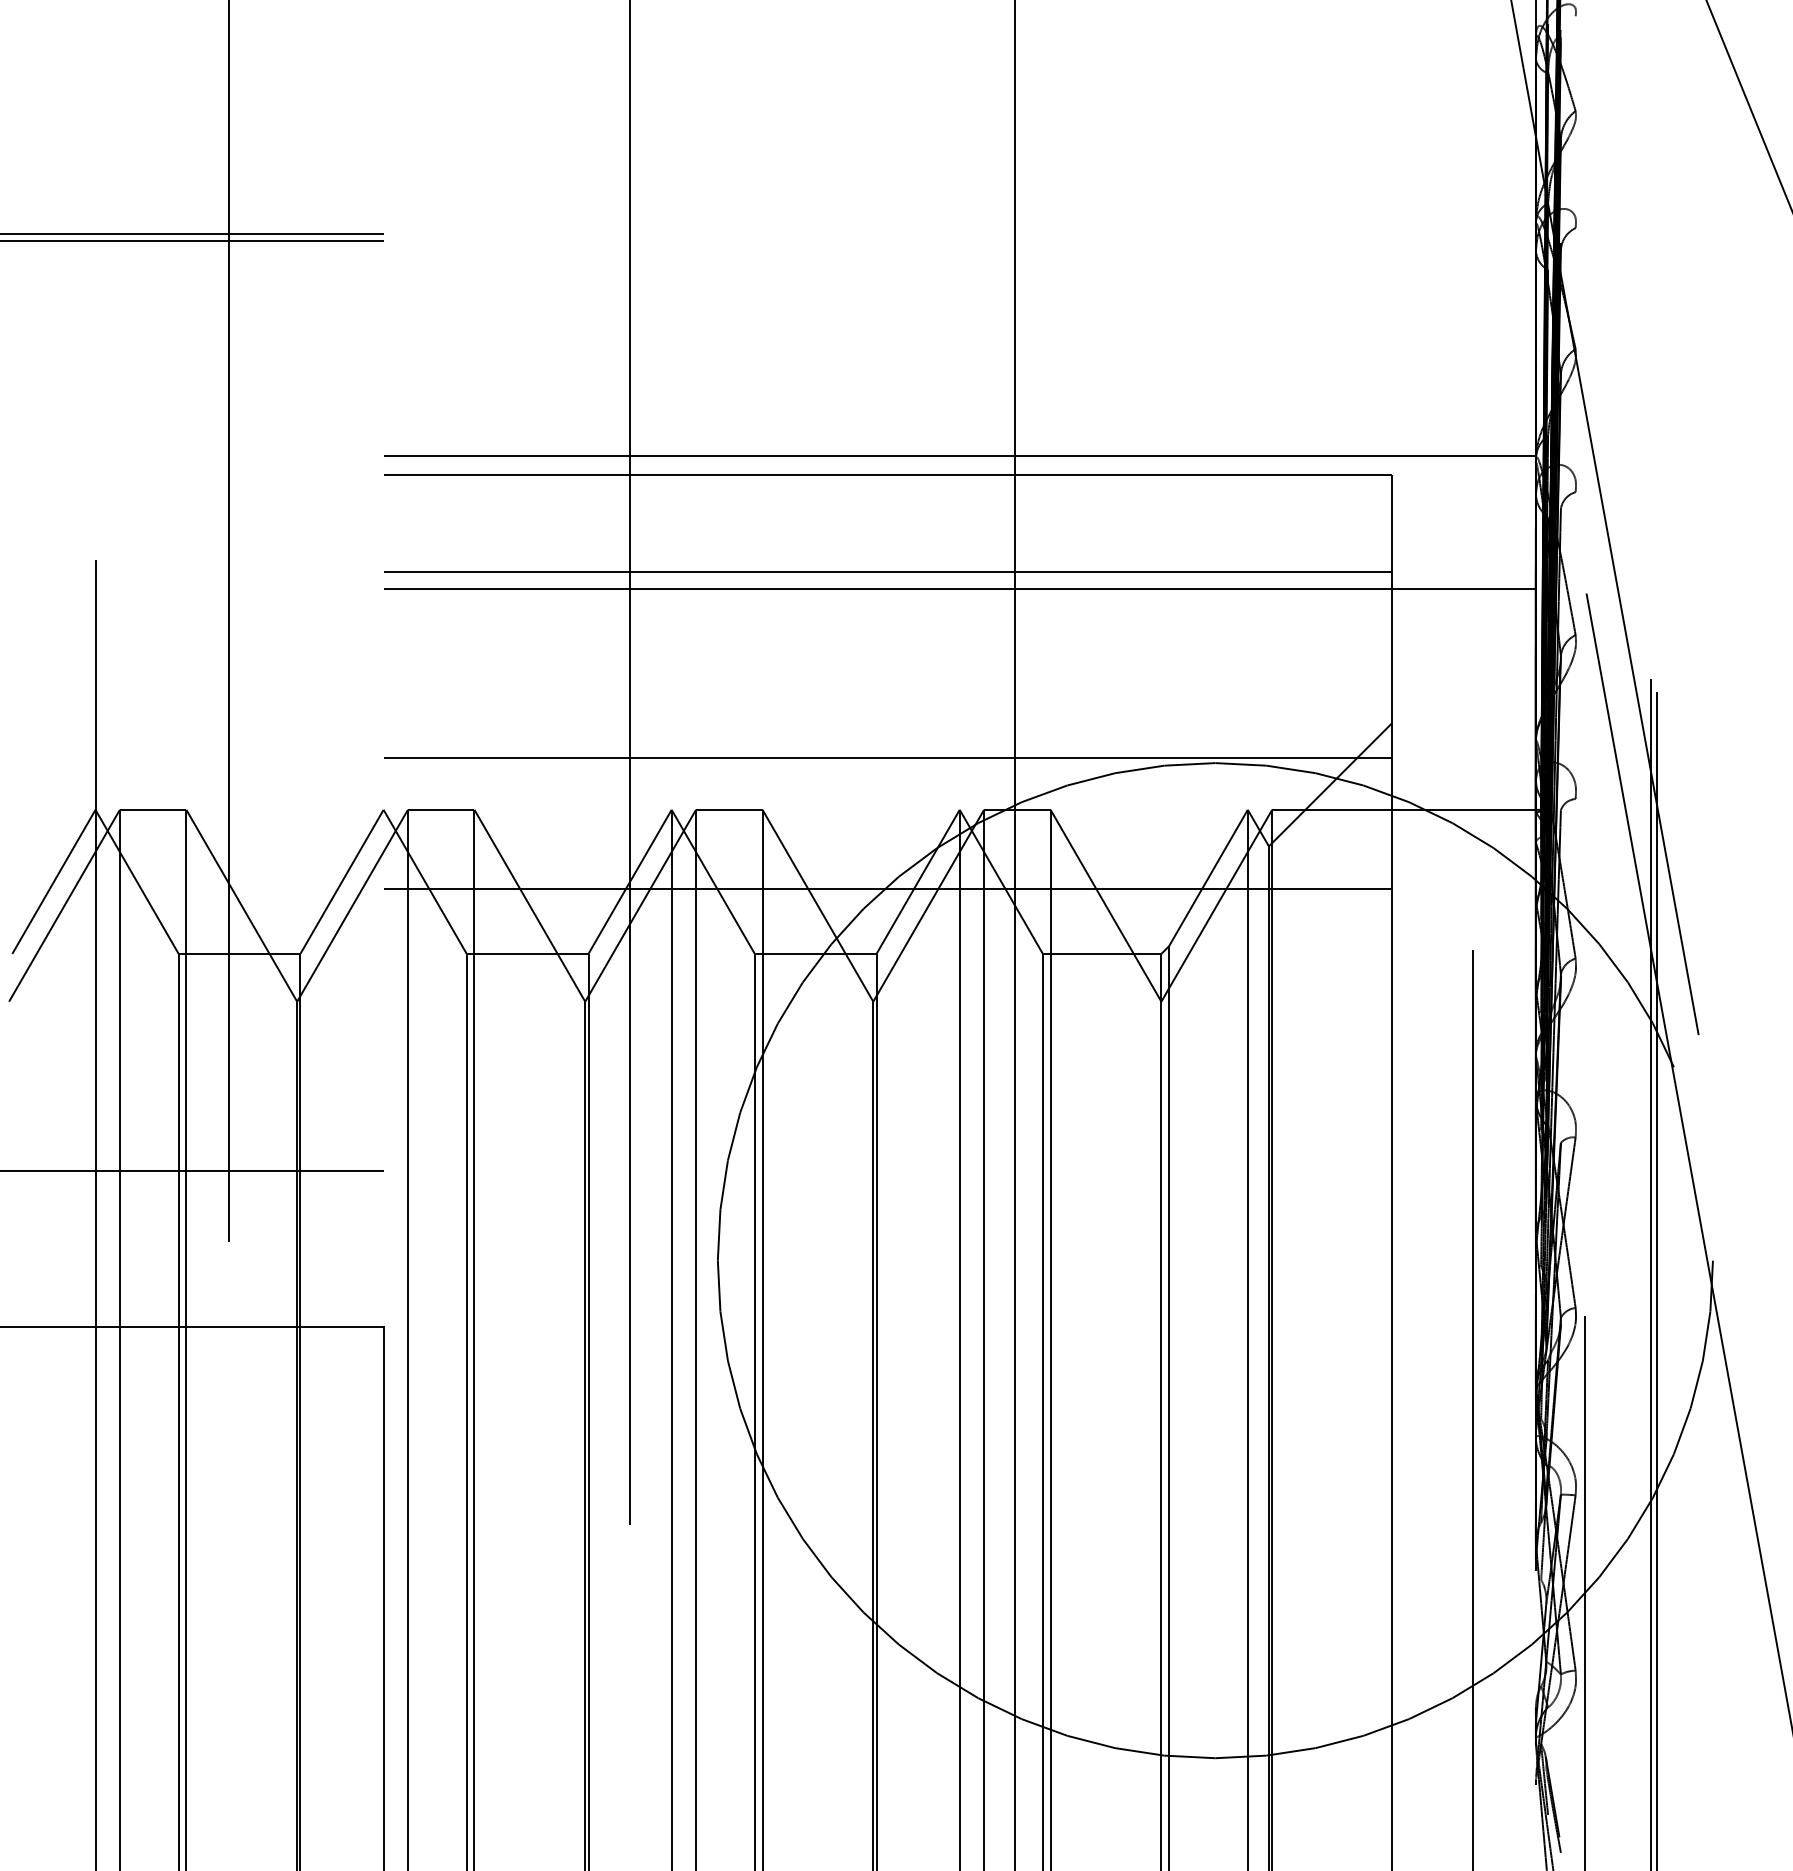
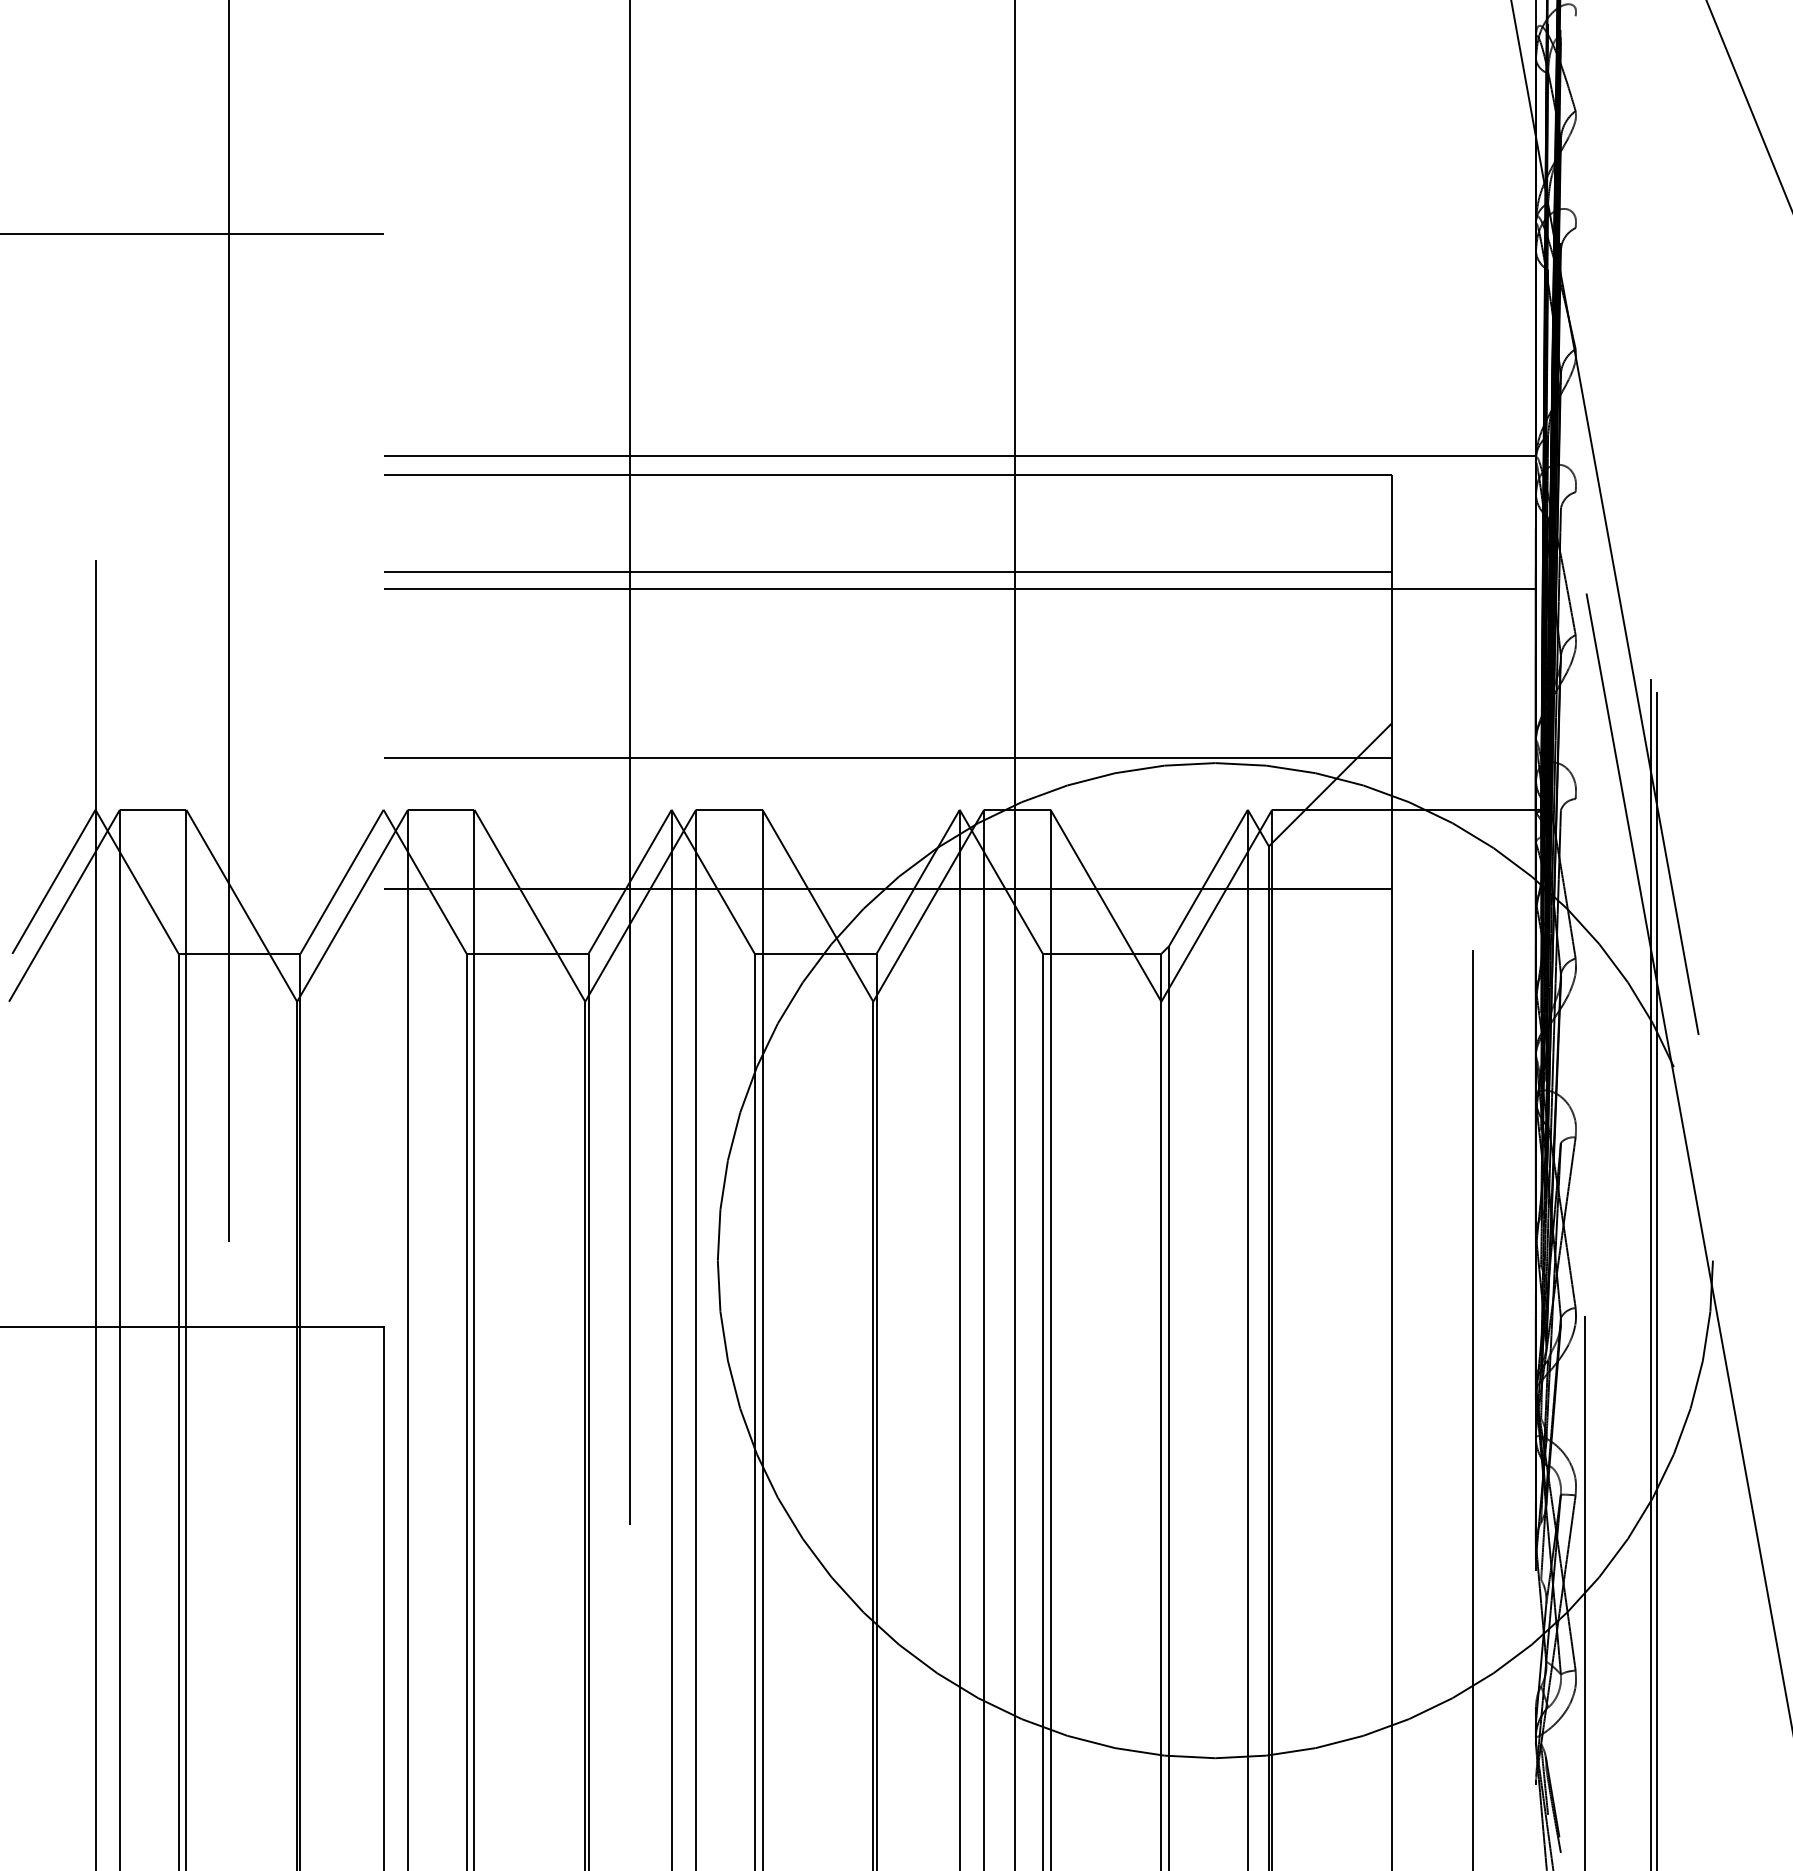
line: present -> none (192, 240)
line: present -> none (192, 1170)
